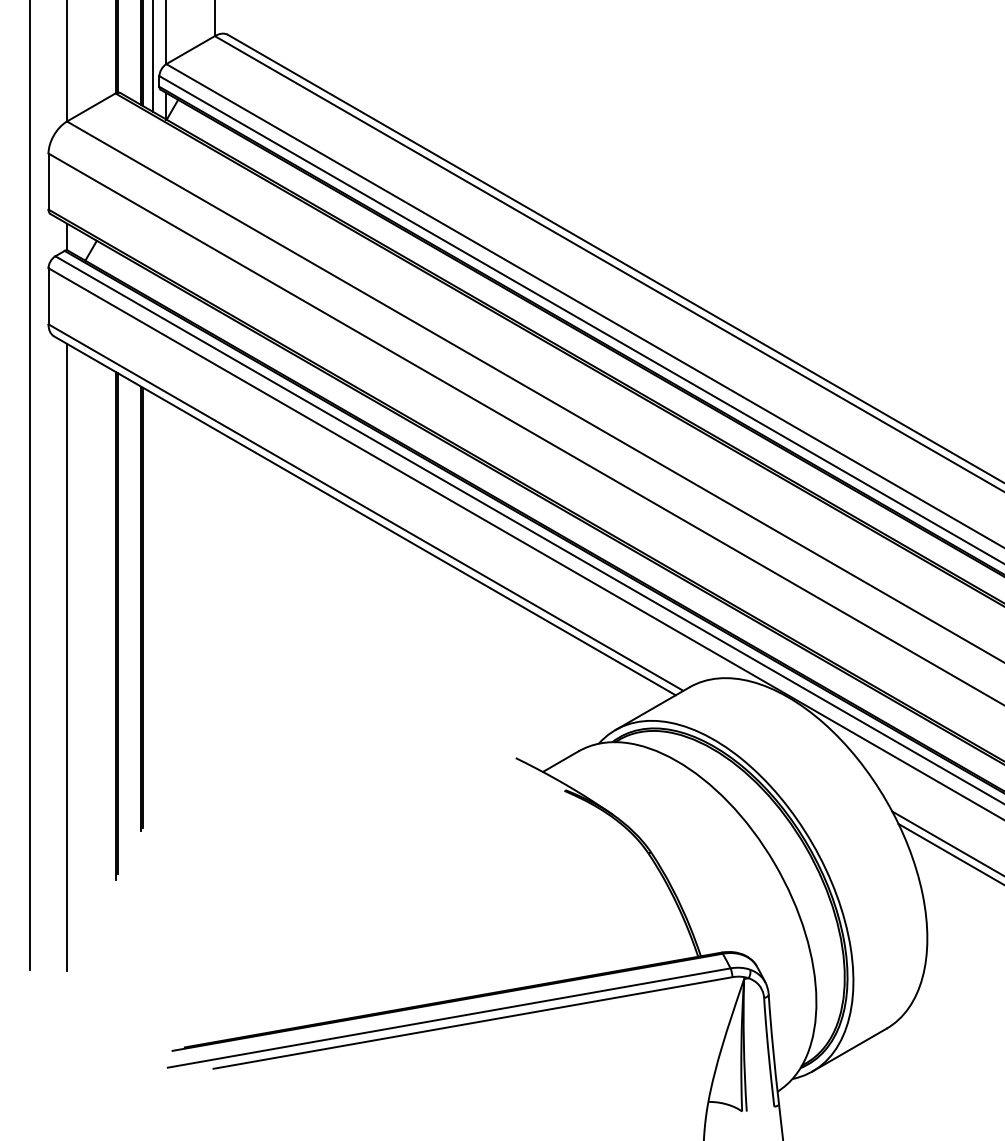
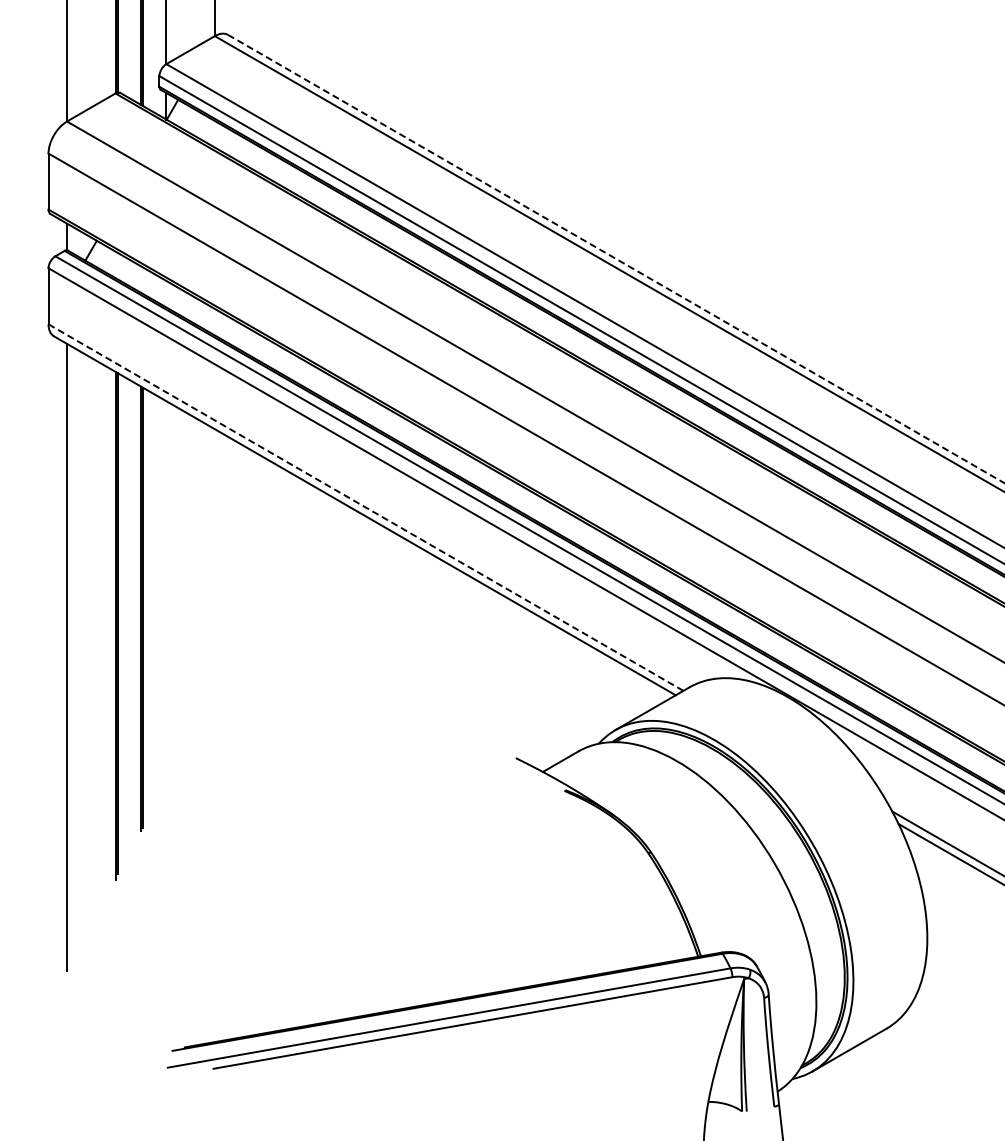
line: present -> none (152, 56)
line: solid -> dashed (616, 259)
line: present -> none (30, 486)
line: solid -> dashed (365, 507)
